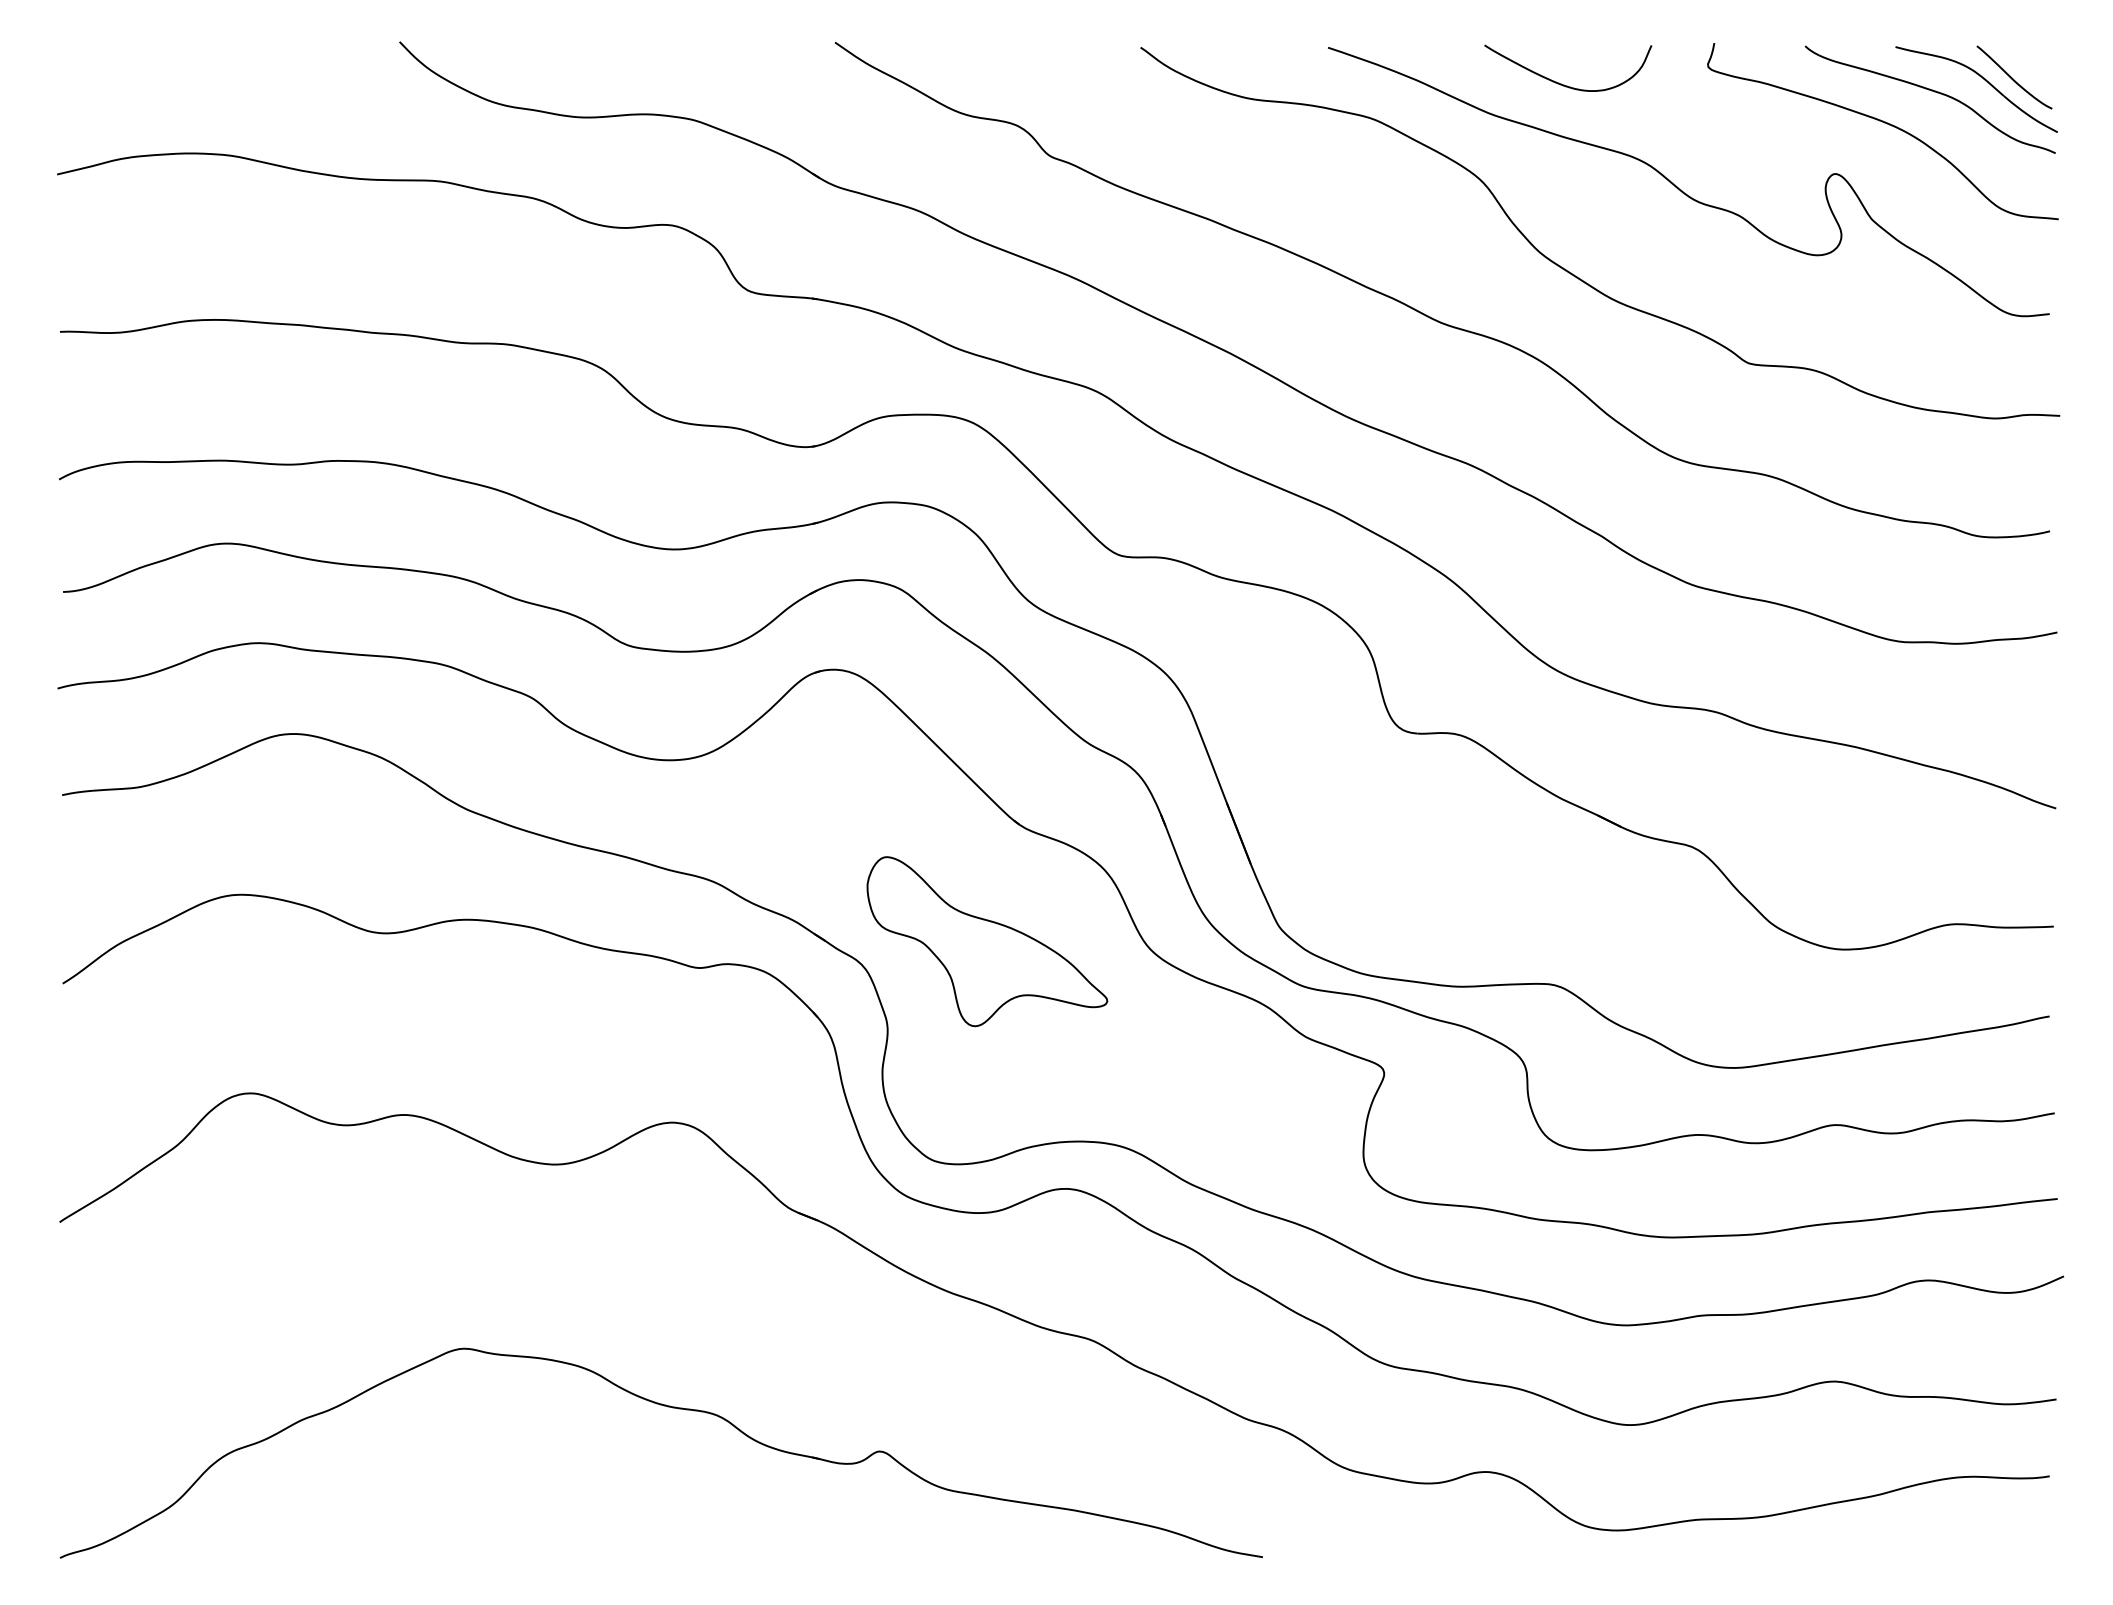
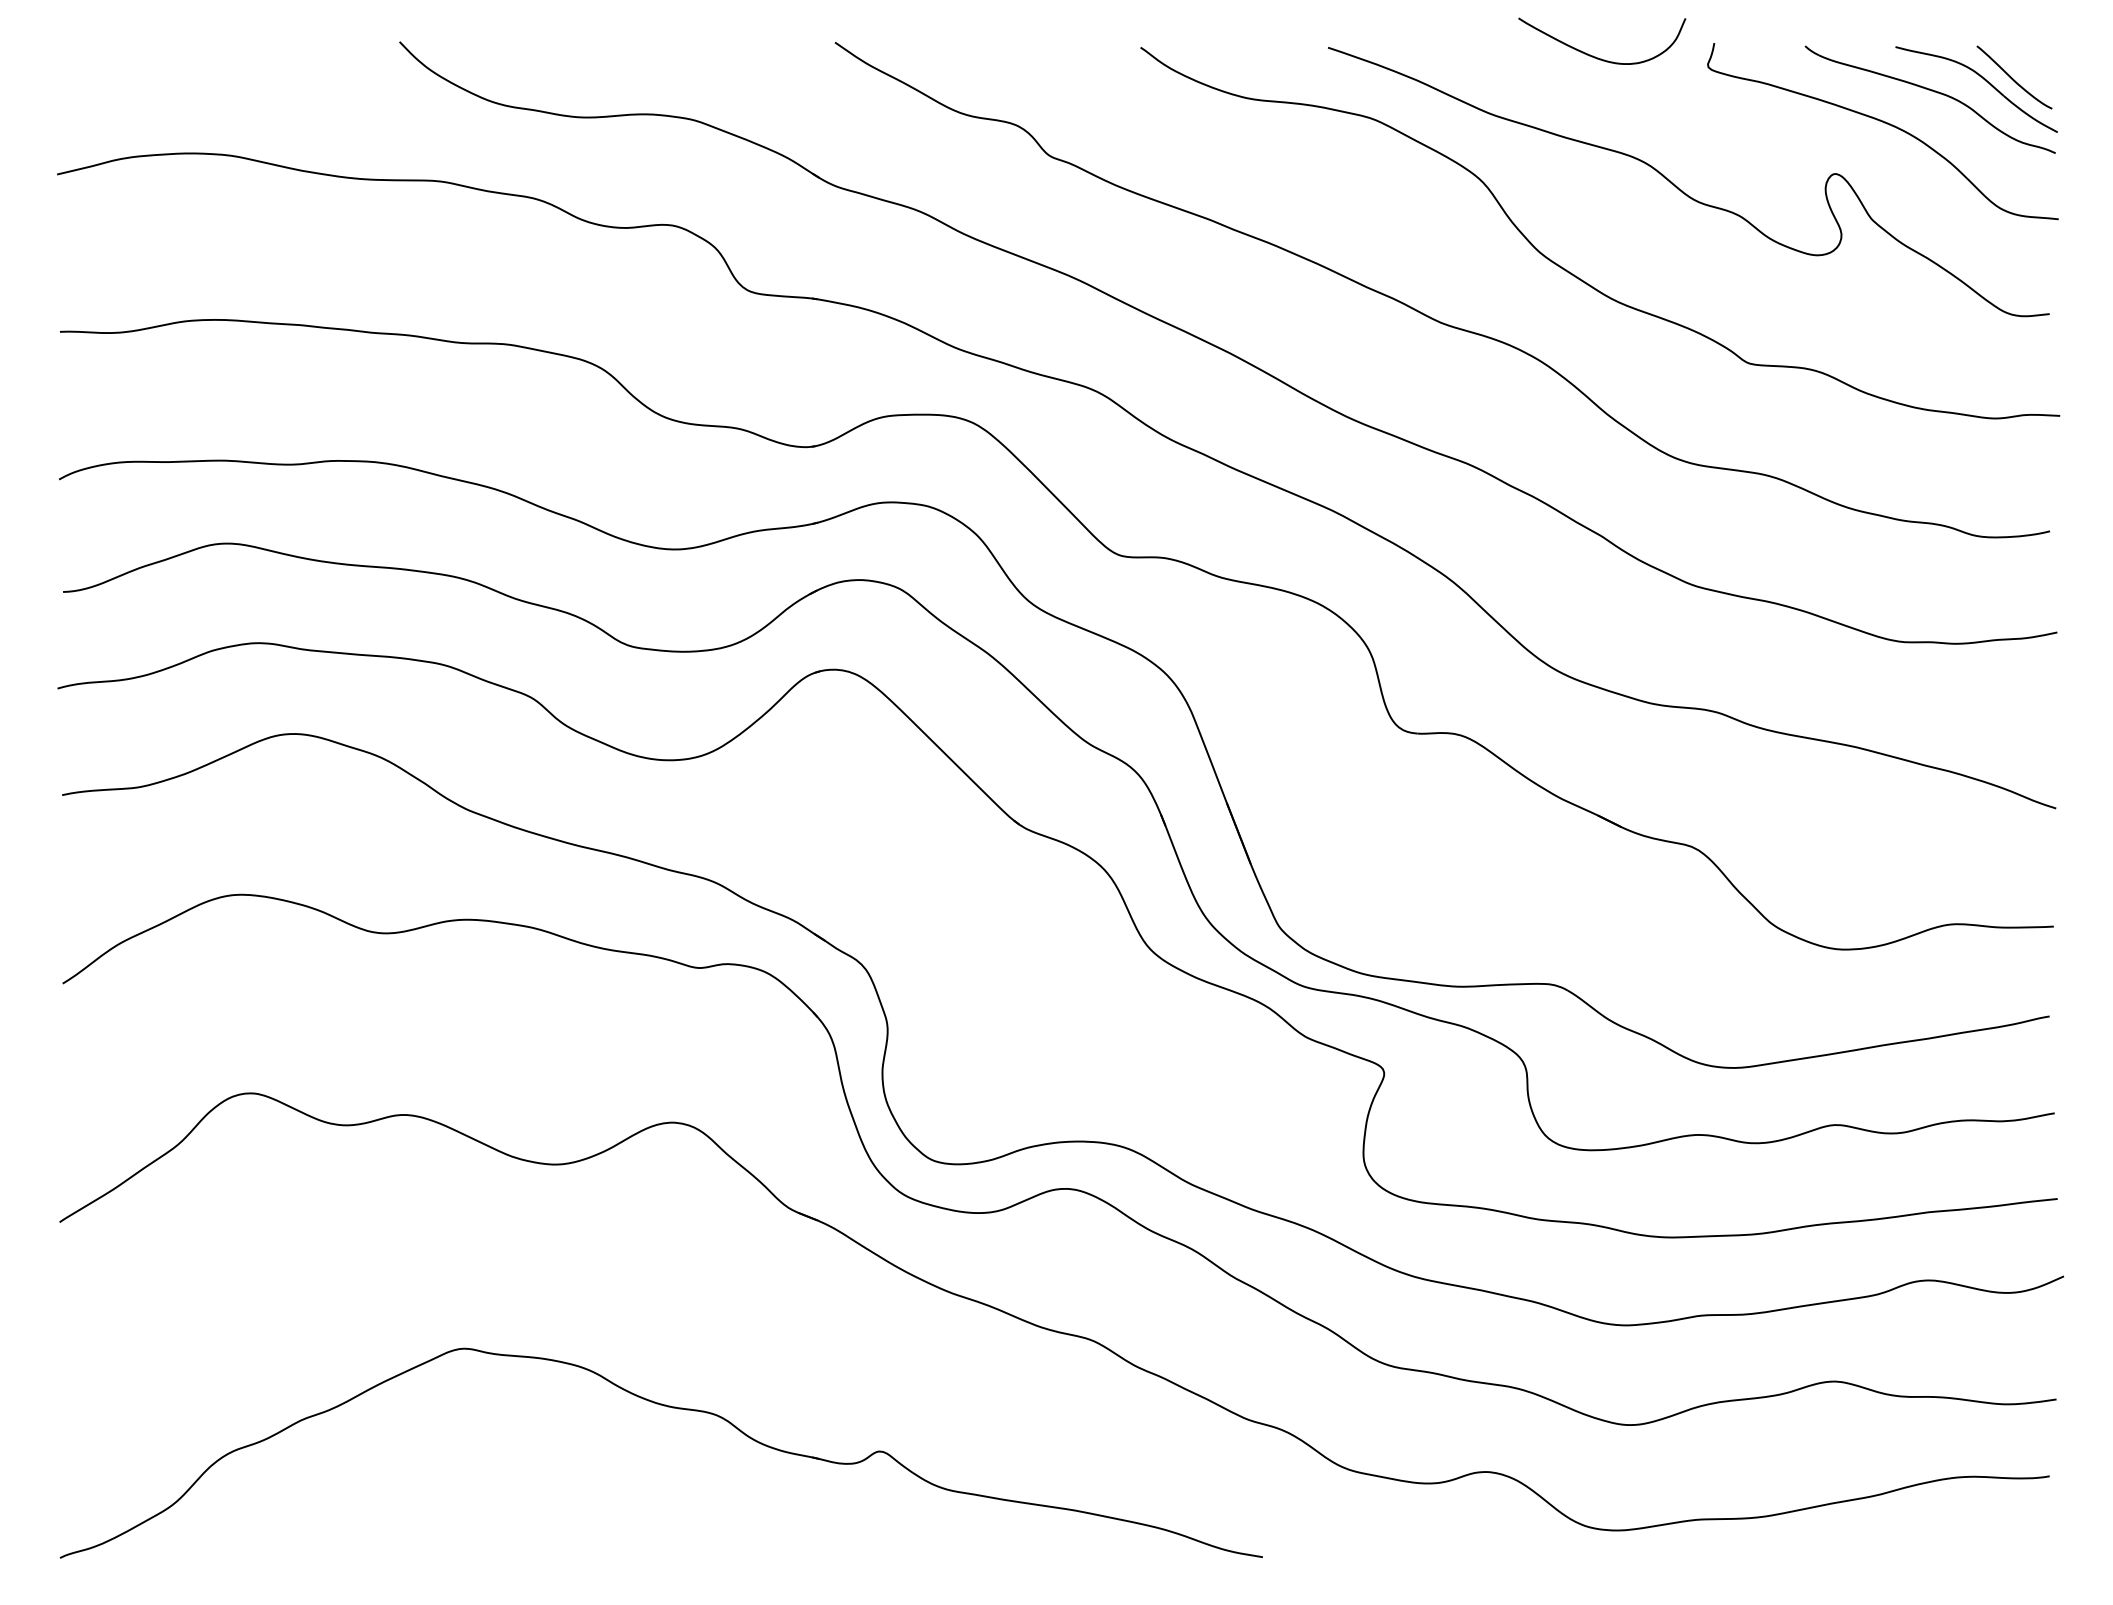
curve position: (1561, 83) -> (1595, 56) (1595, 56)
part: present -> none (987, 941)
